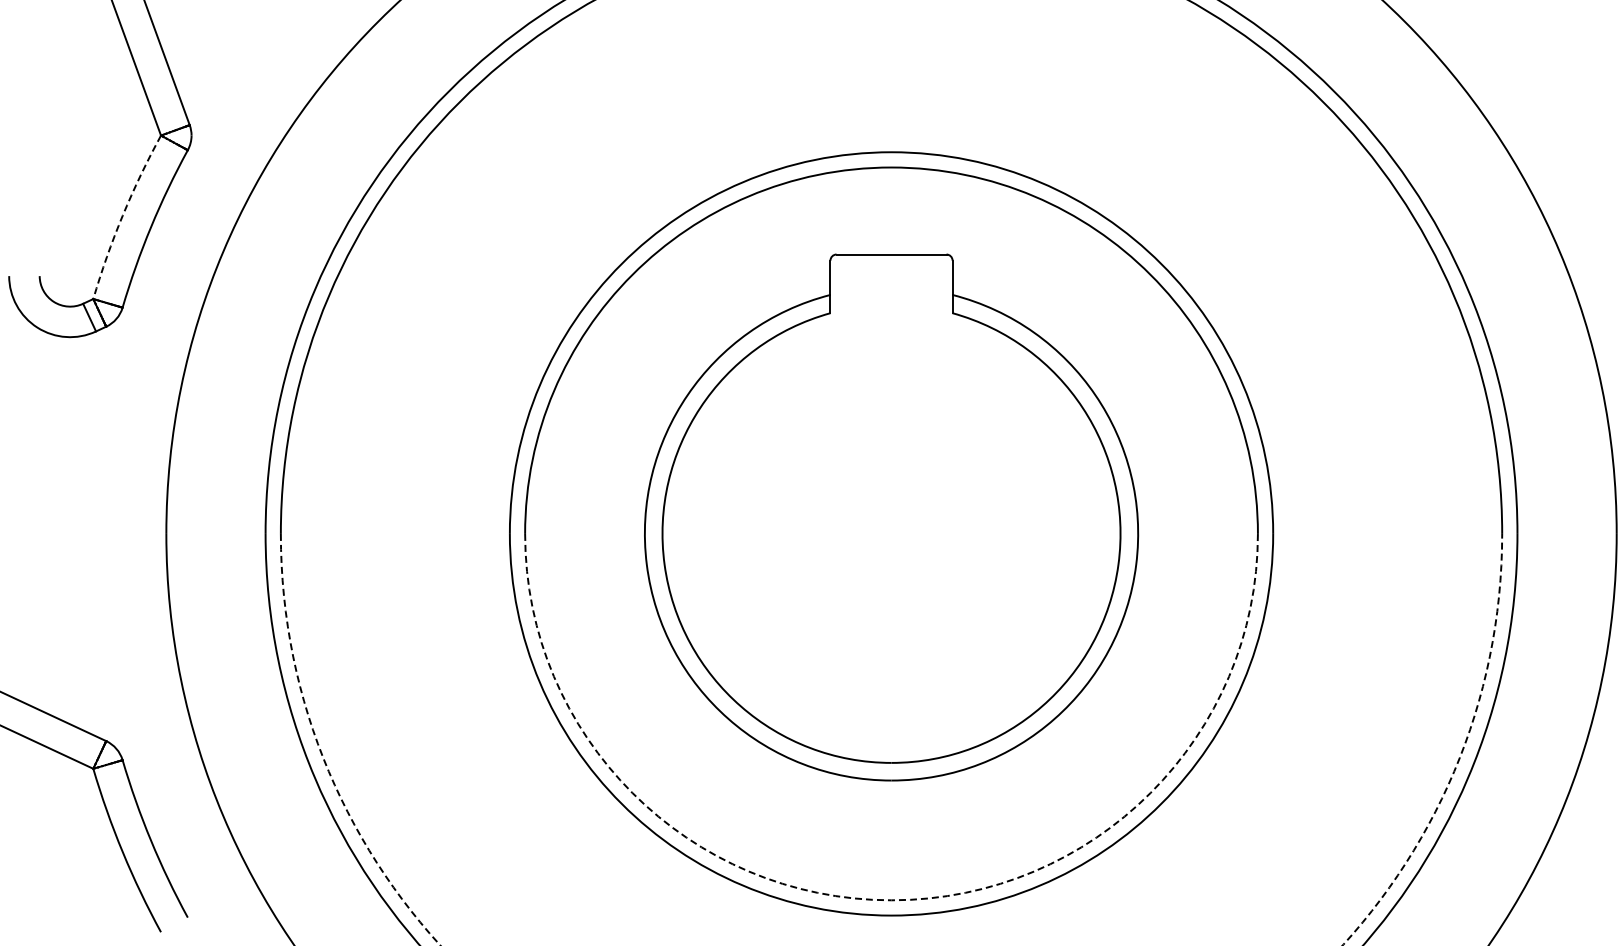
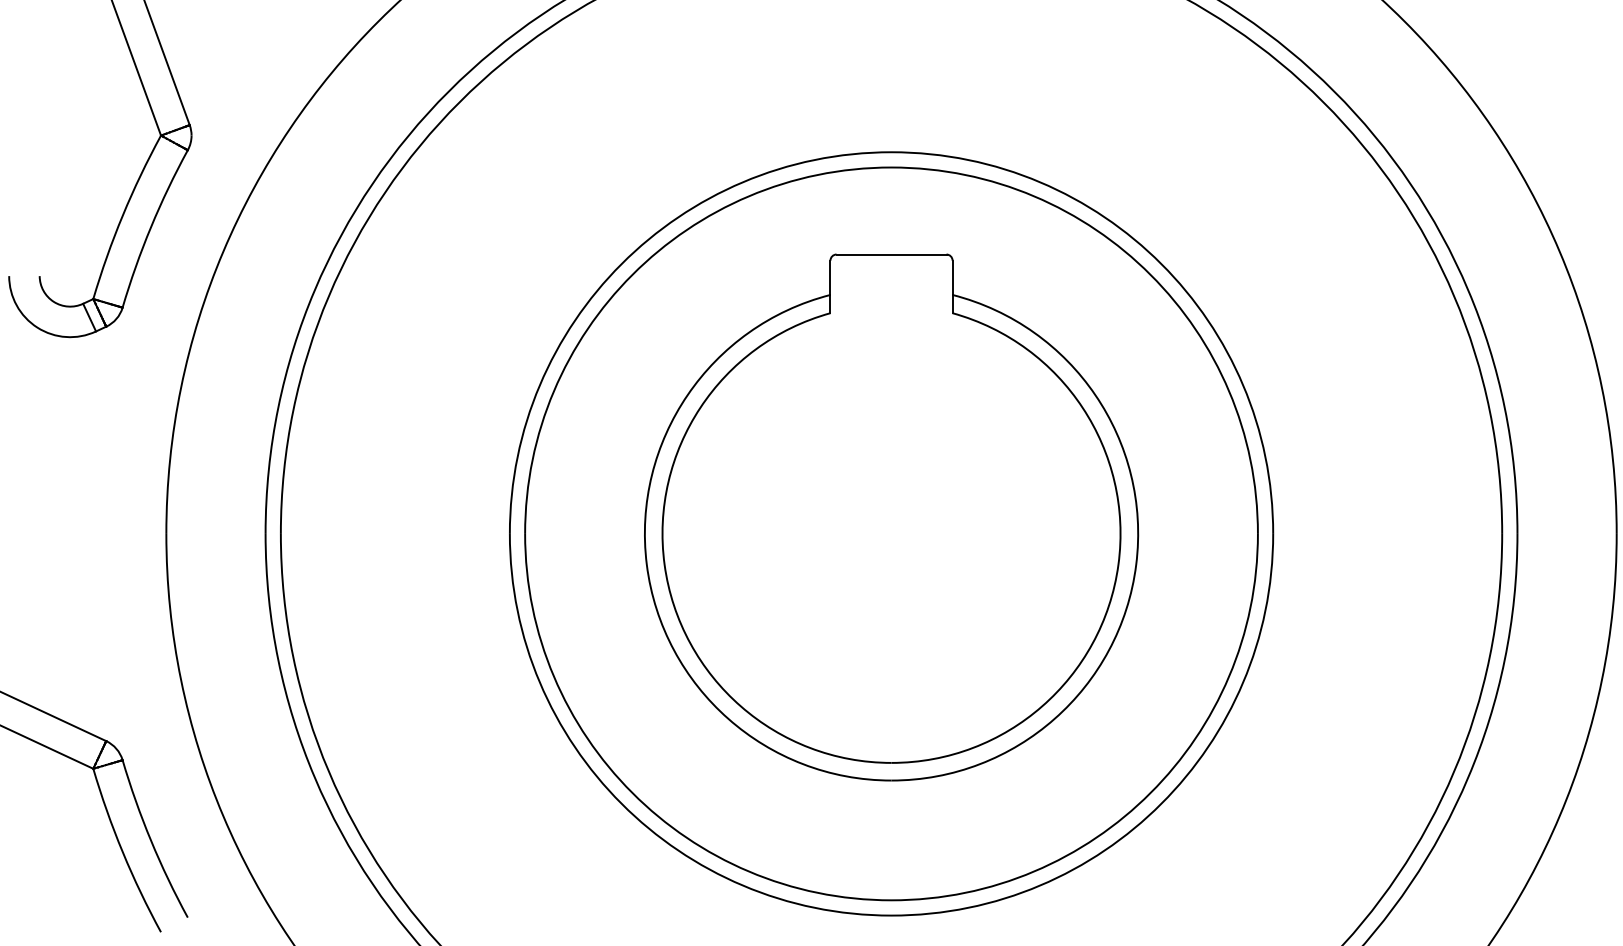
arc: dashed -> solid (122, 215)
arc: dashed -> solid (891, 900)
arc: dashed -> solid (1342, 945)
